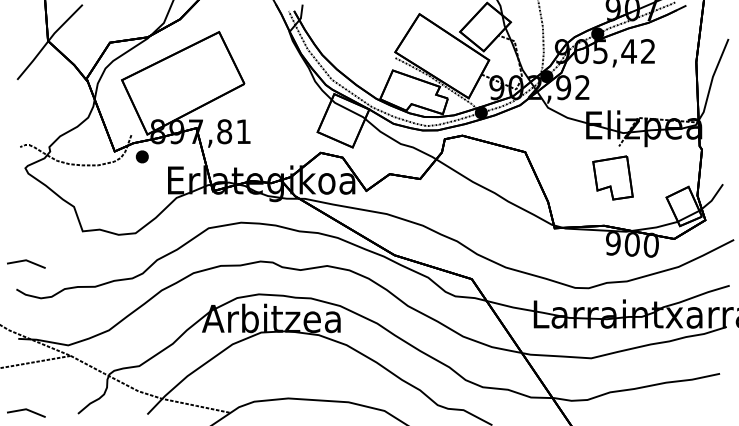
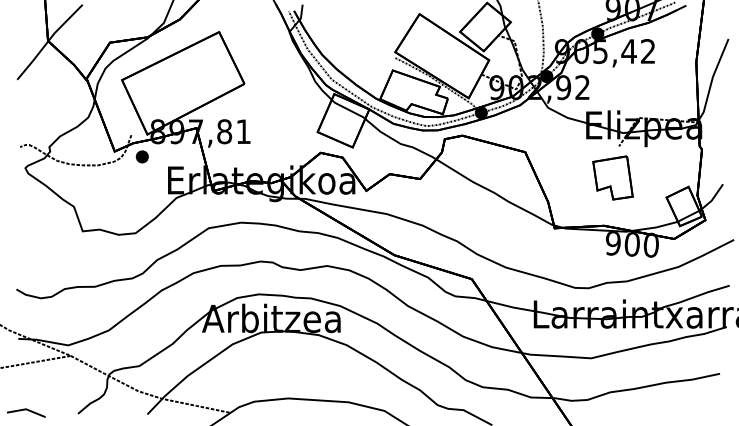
line: present -> none (26, 261)
